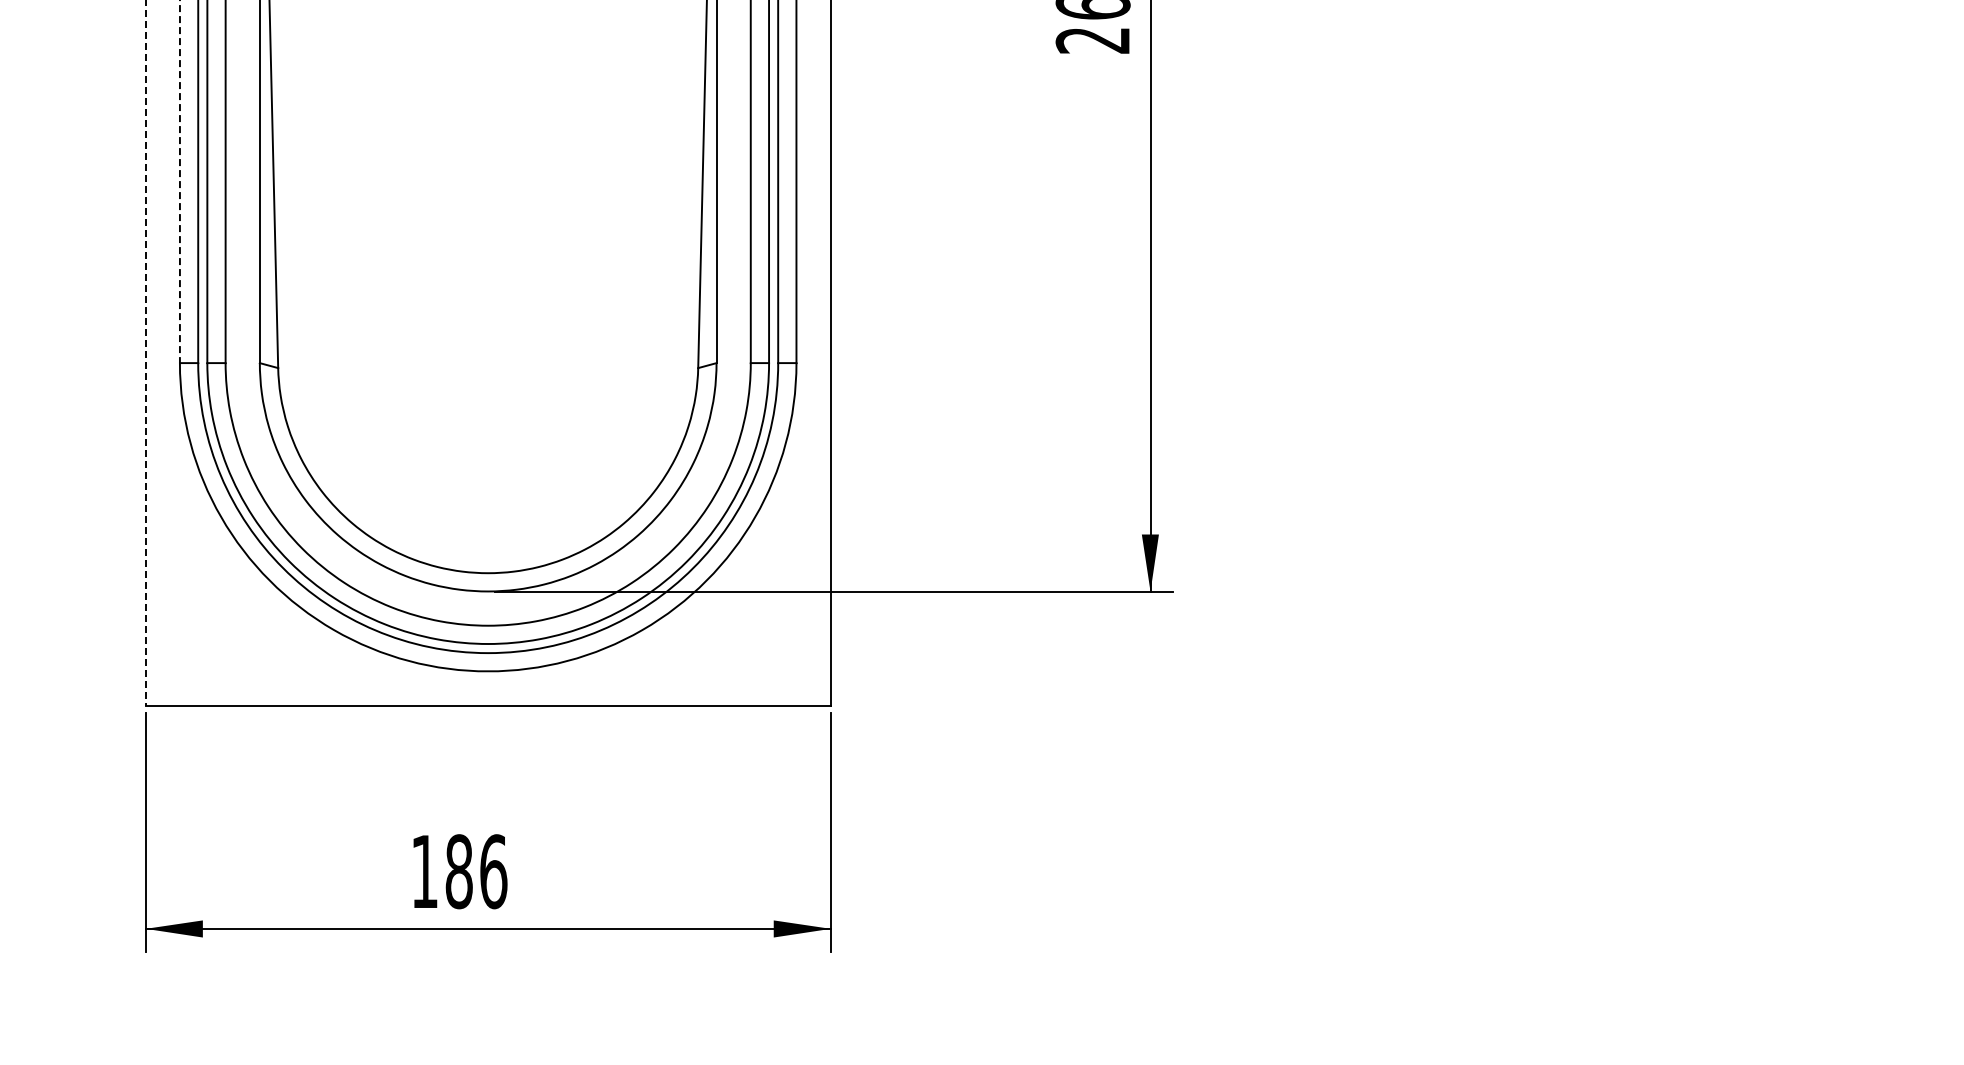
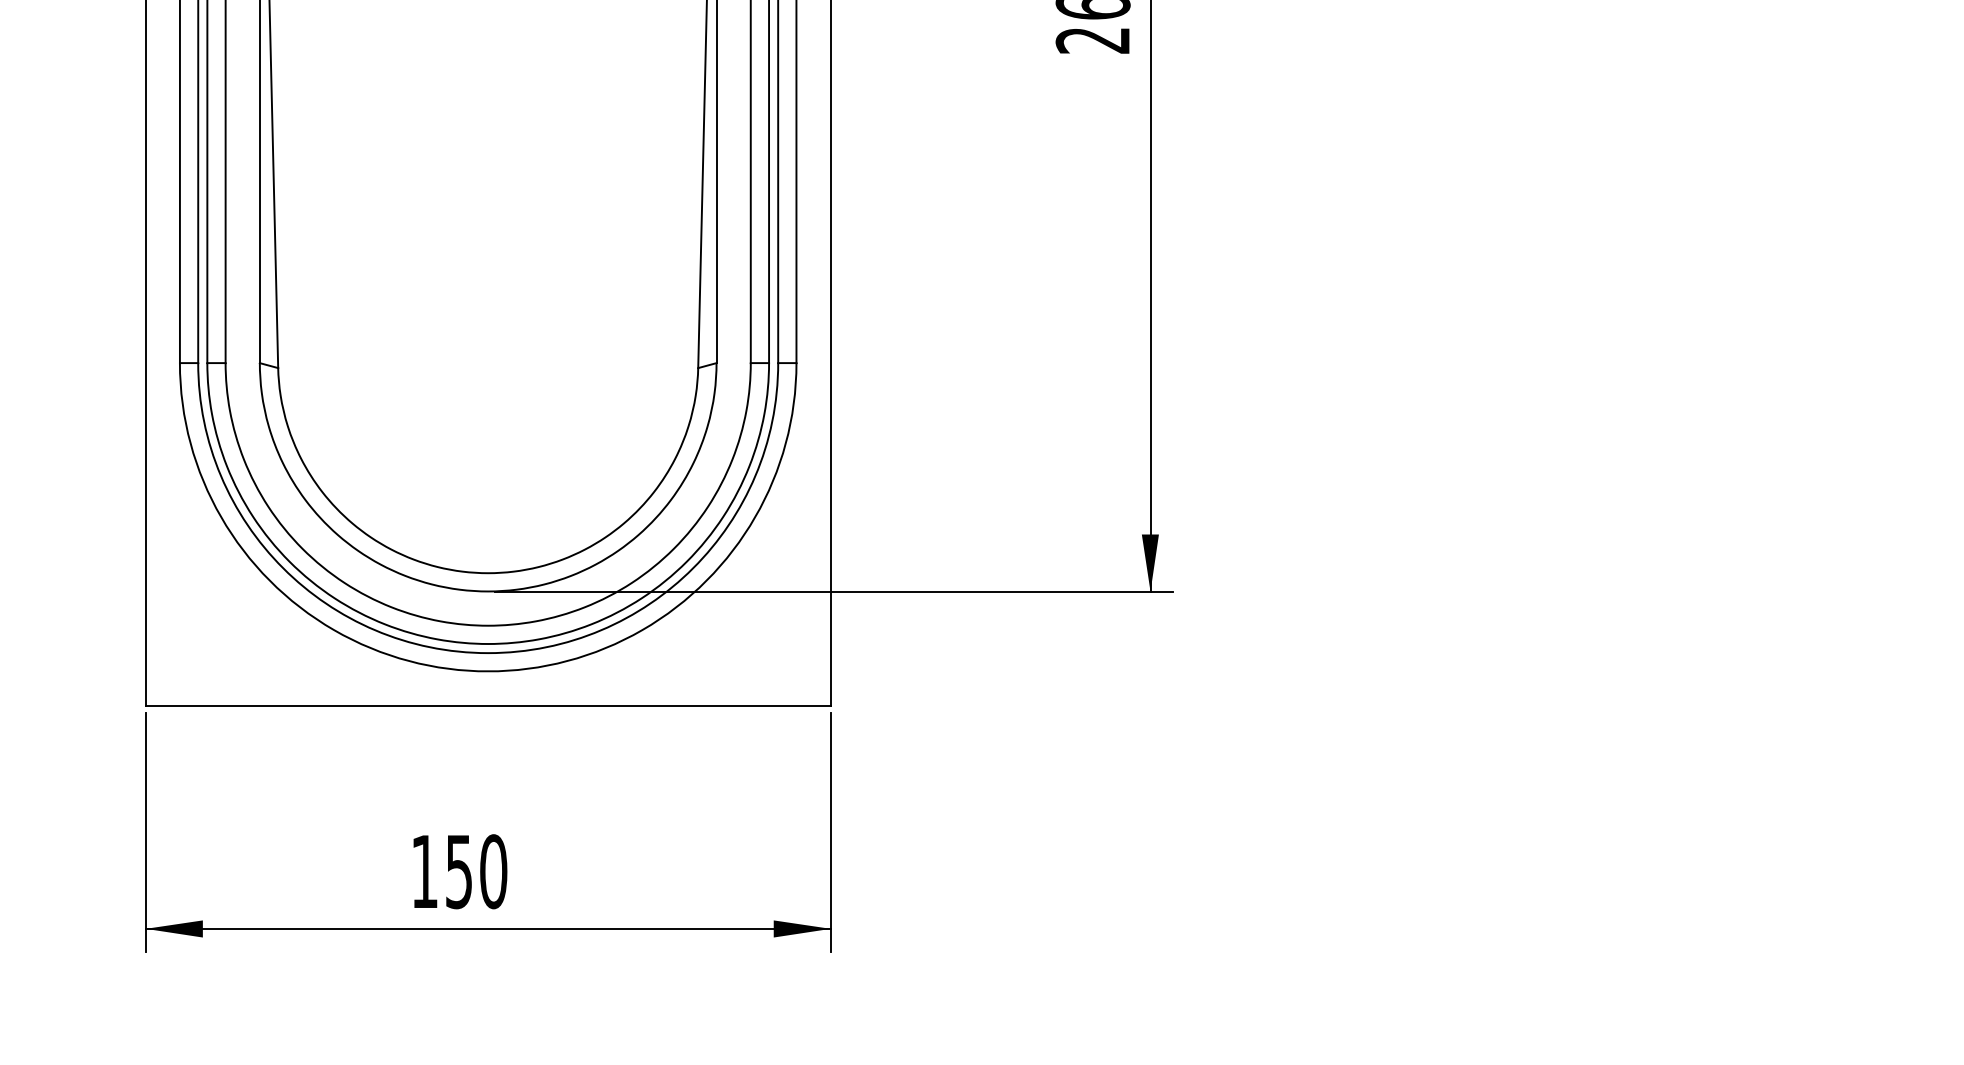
line: dashed -> solid (179, 182)
line: dashed -> solid (145, 352)
text: 186 -> 150 (476, 871)
